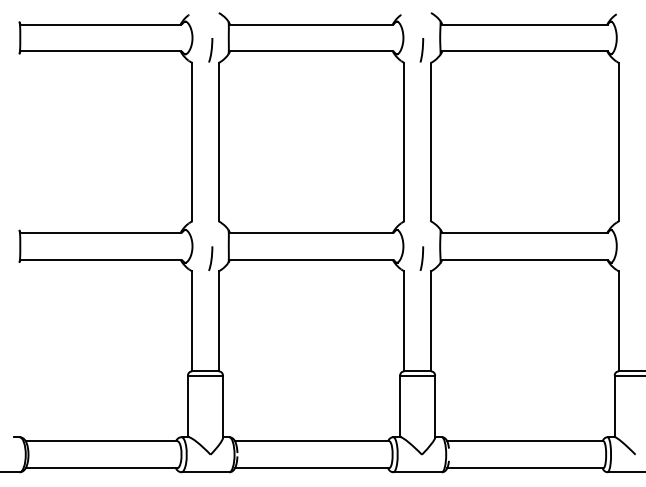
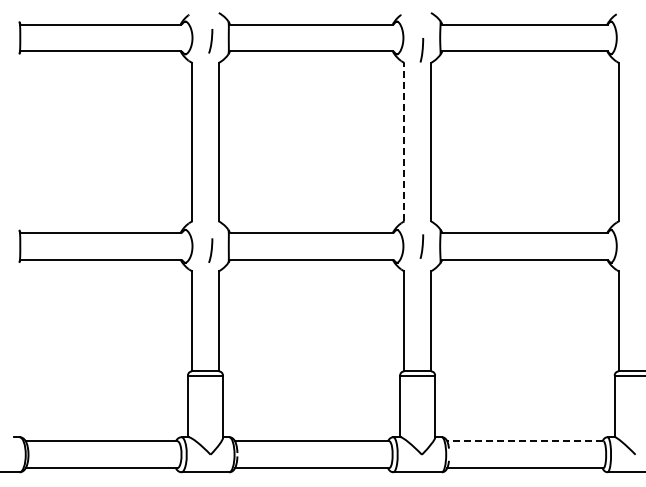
line position: (210, 50) -> (210, 41) (210, 41)
line: solid -> dashed (404, 141)
line position: (210, 258) -> (210, 250) (210, 250)
line position: (421, 258) -> (421, 246) (421, 246)
line: solid -> dashed (524, 441)
